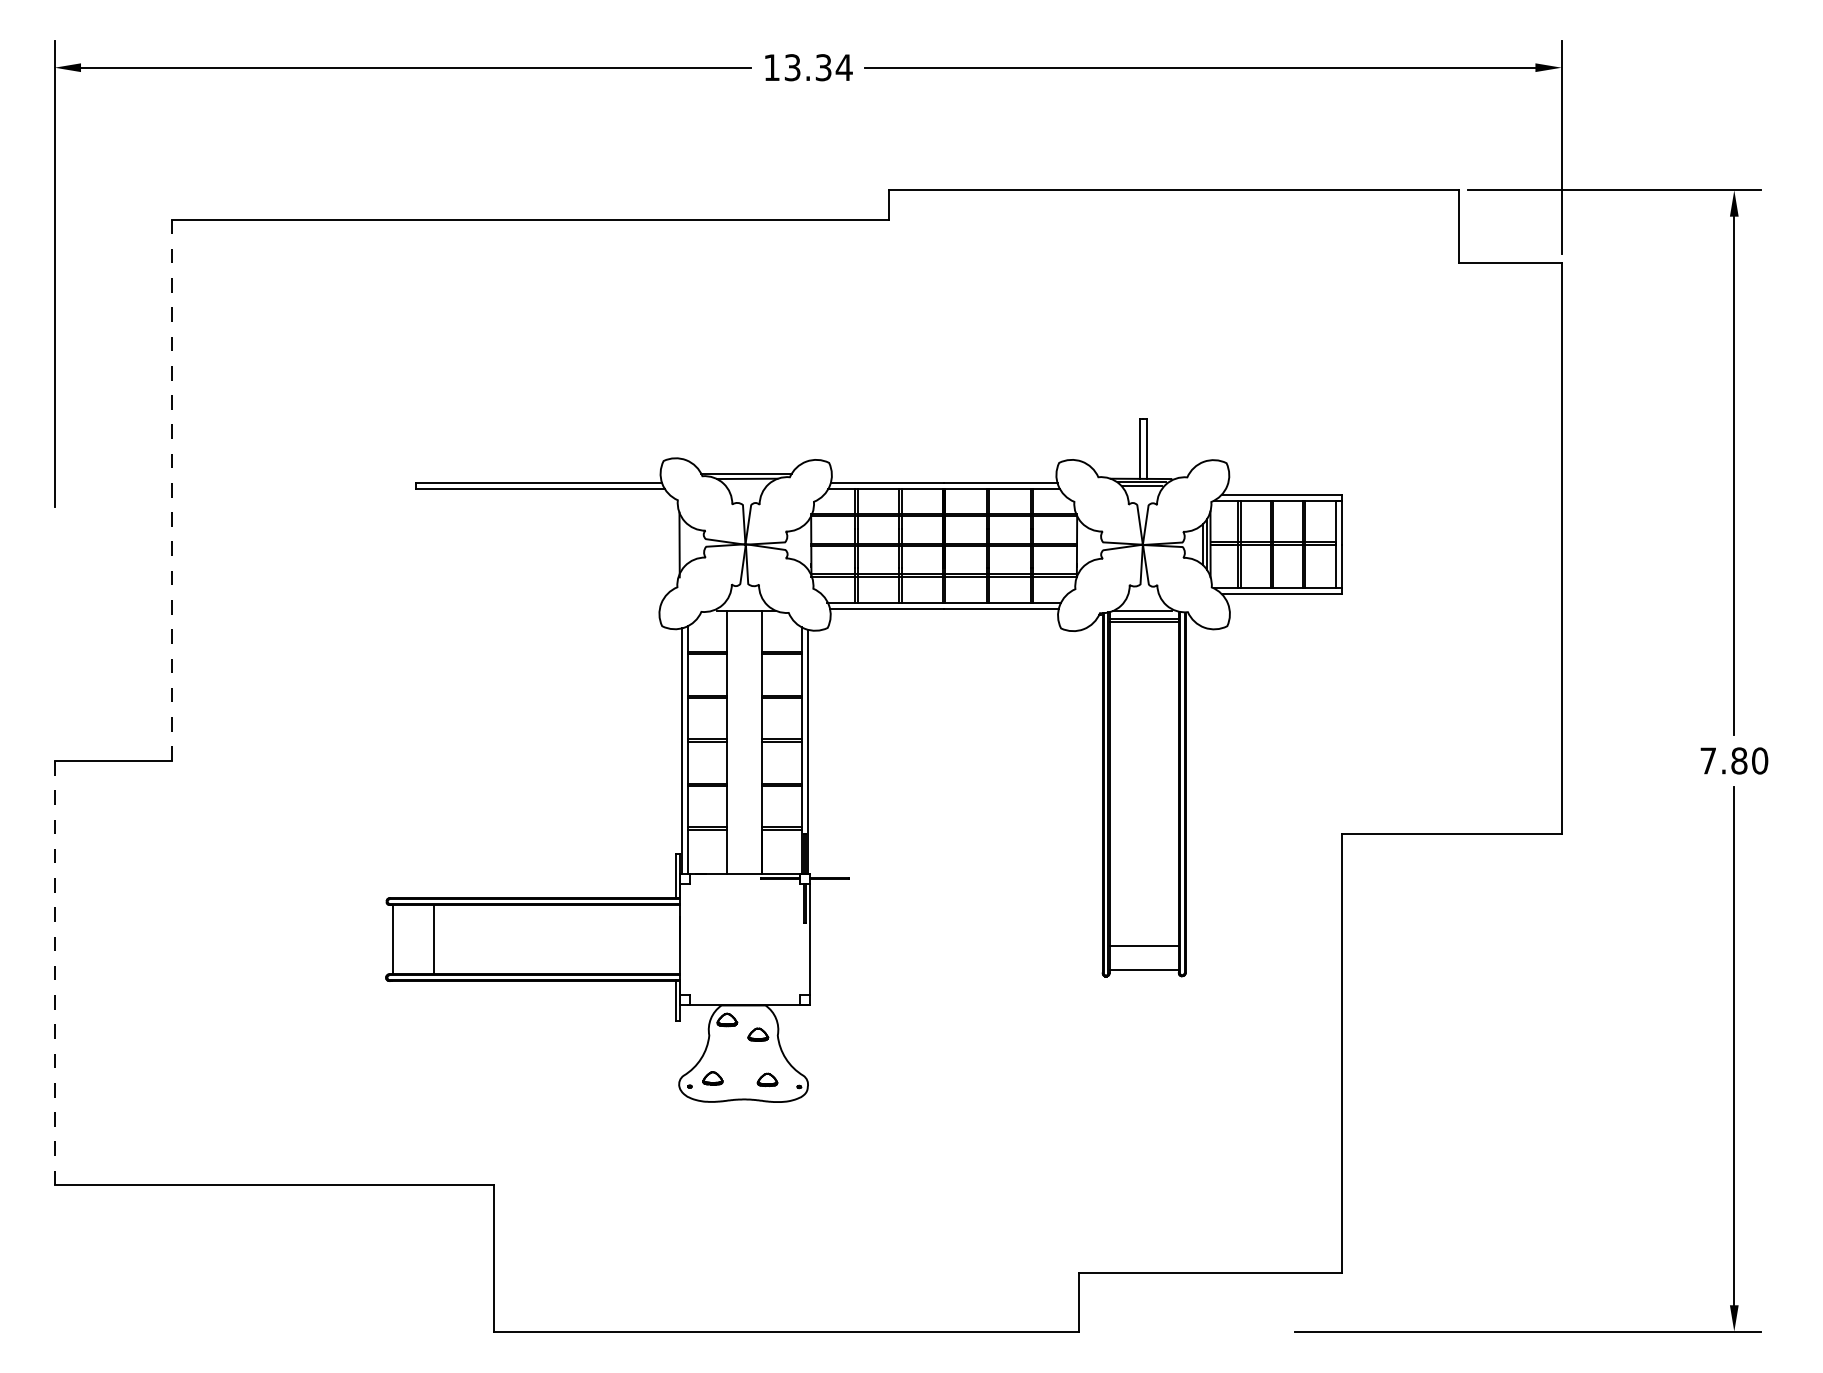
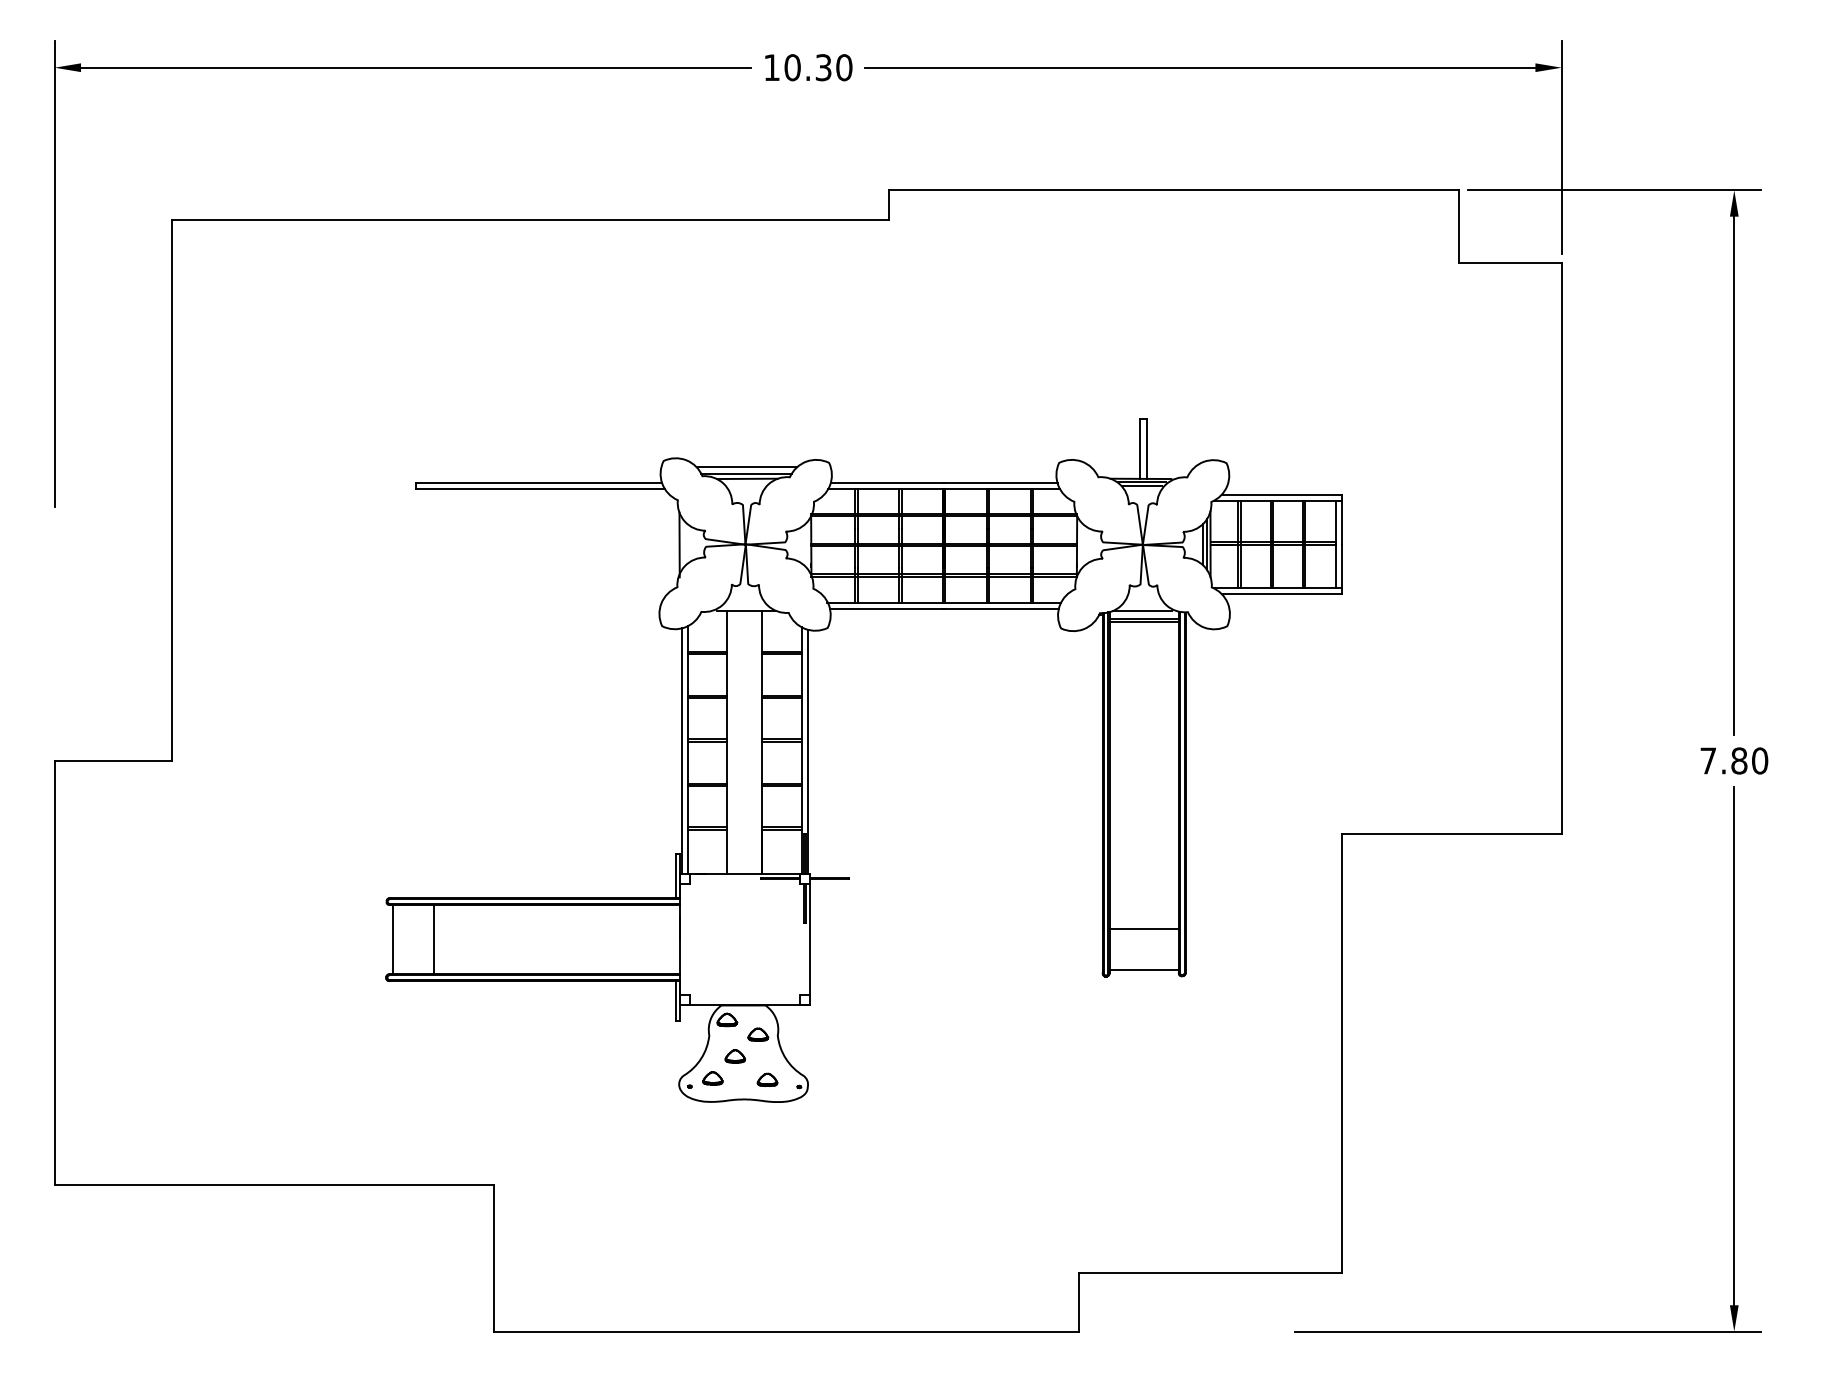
text: 13.34 -> 10.30 (818, 67)
line: none -> present (746, 467)
line: dashed -> solid (171, 490)
line position: (1143, 946) -> (1143, 929) (1143, 929)
line: dashed -> solid (54, 973)
part: none -> present (734, 1056)
